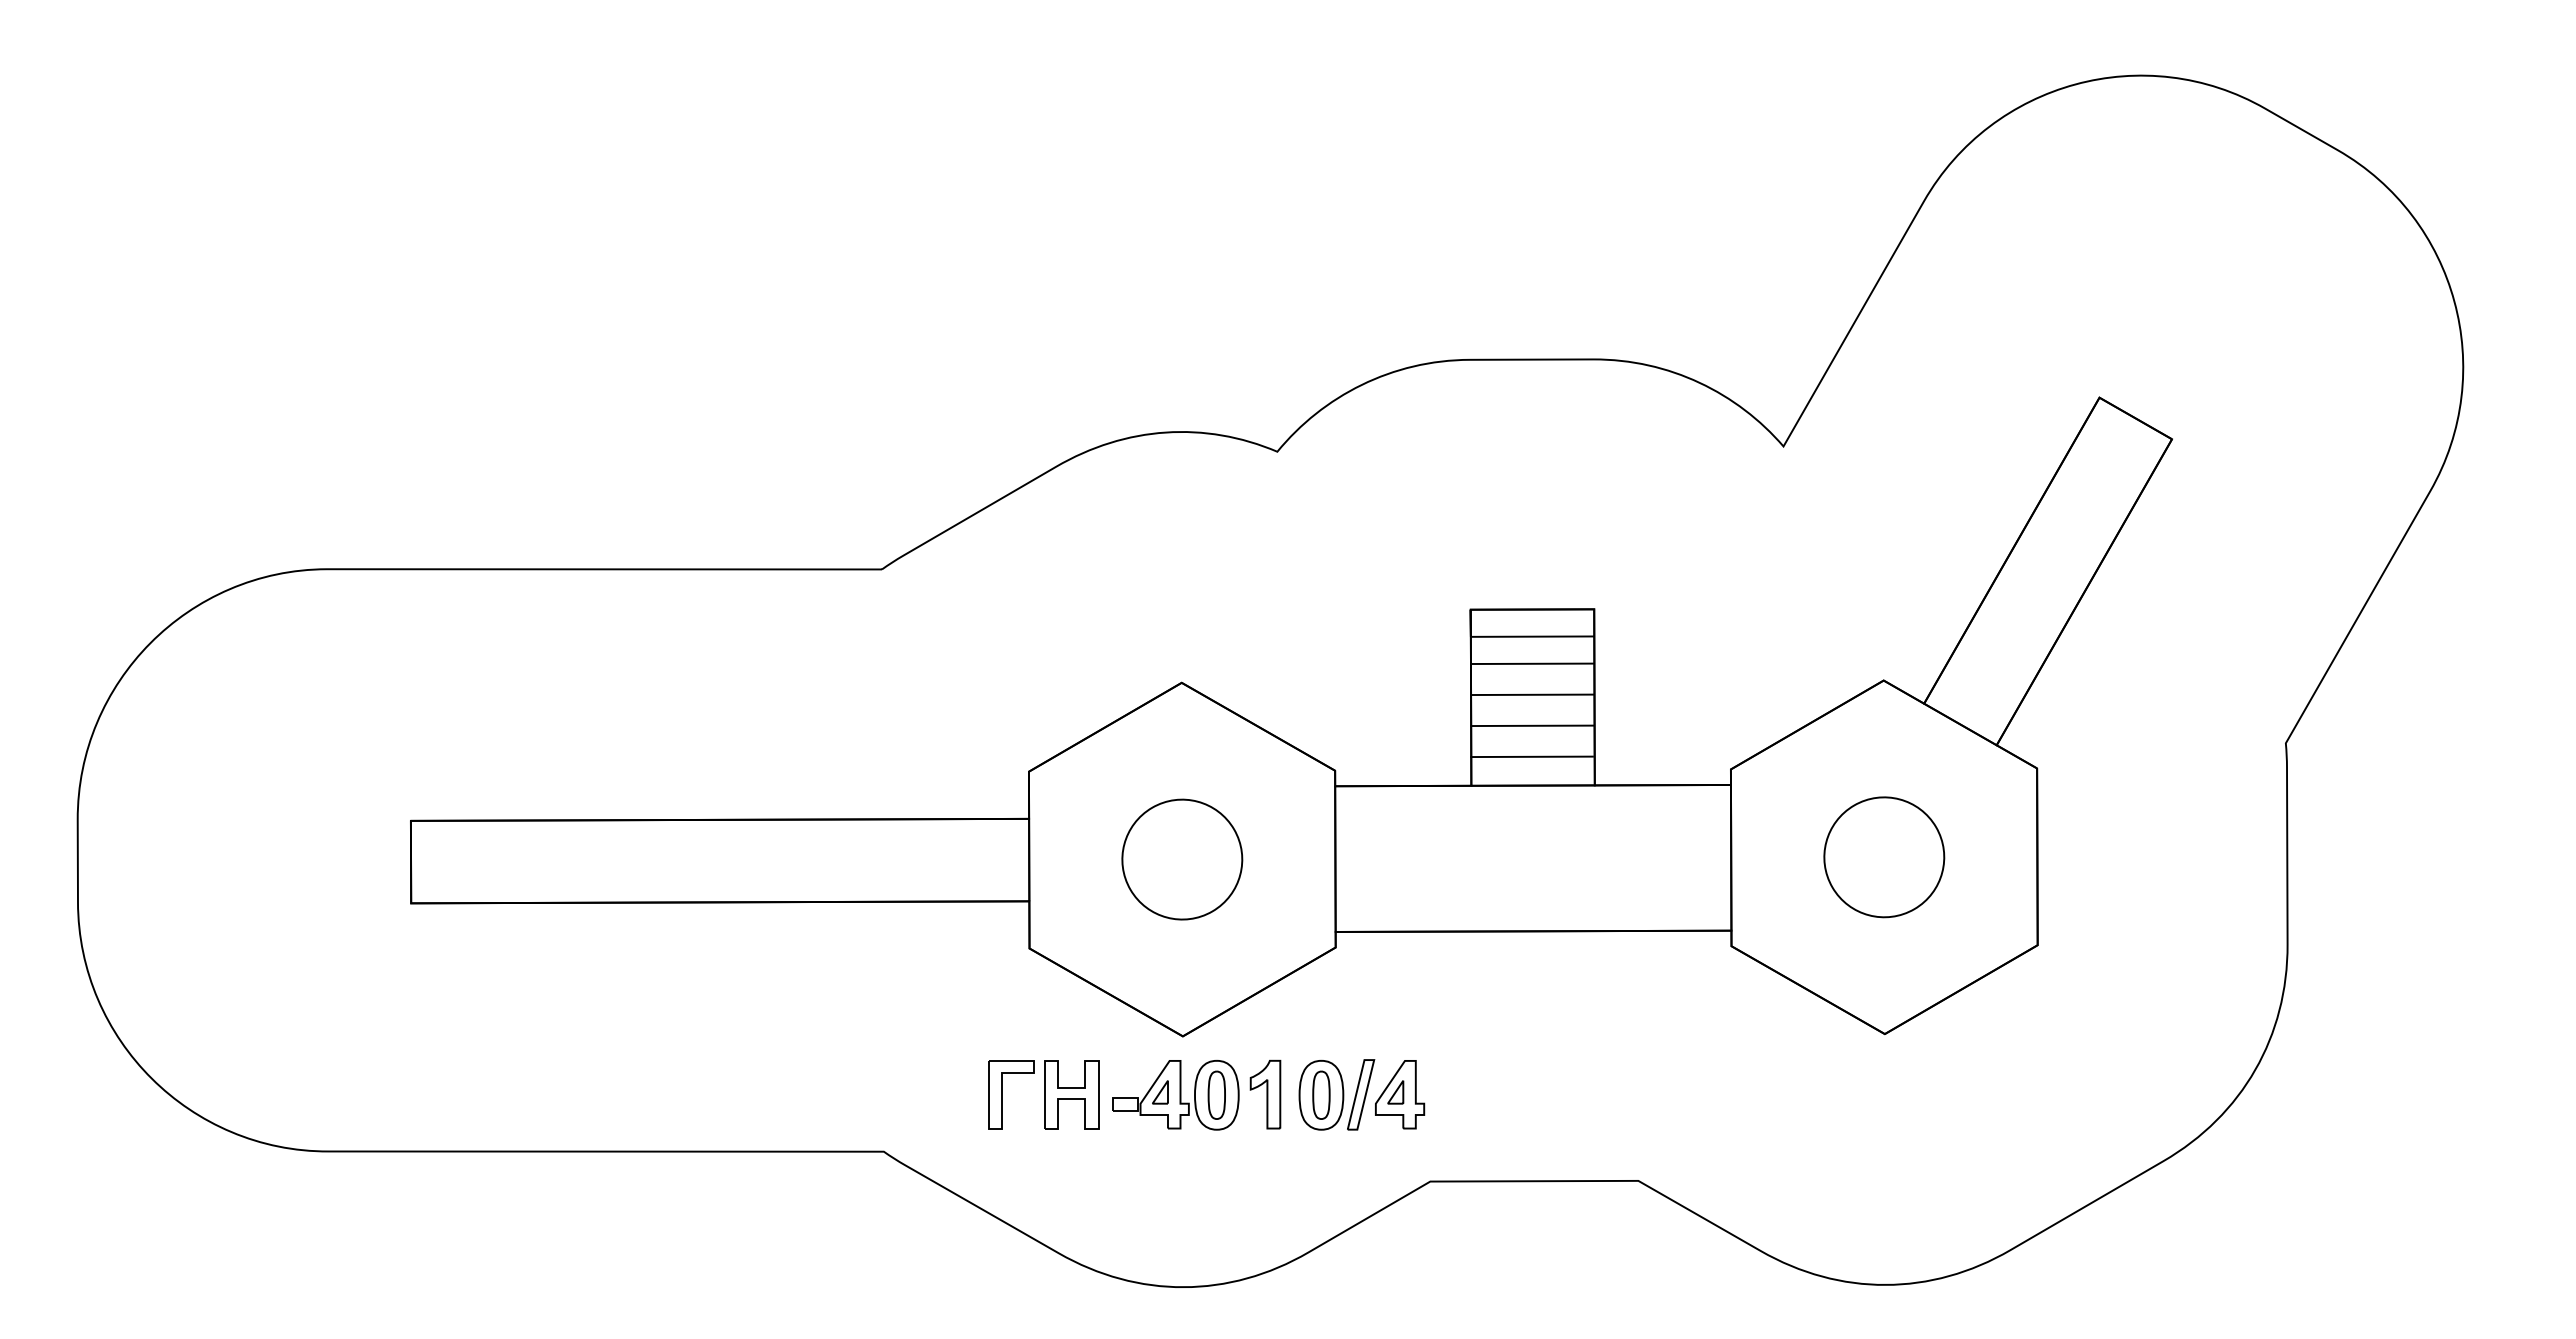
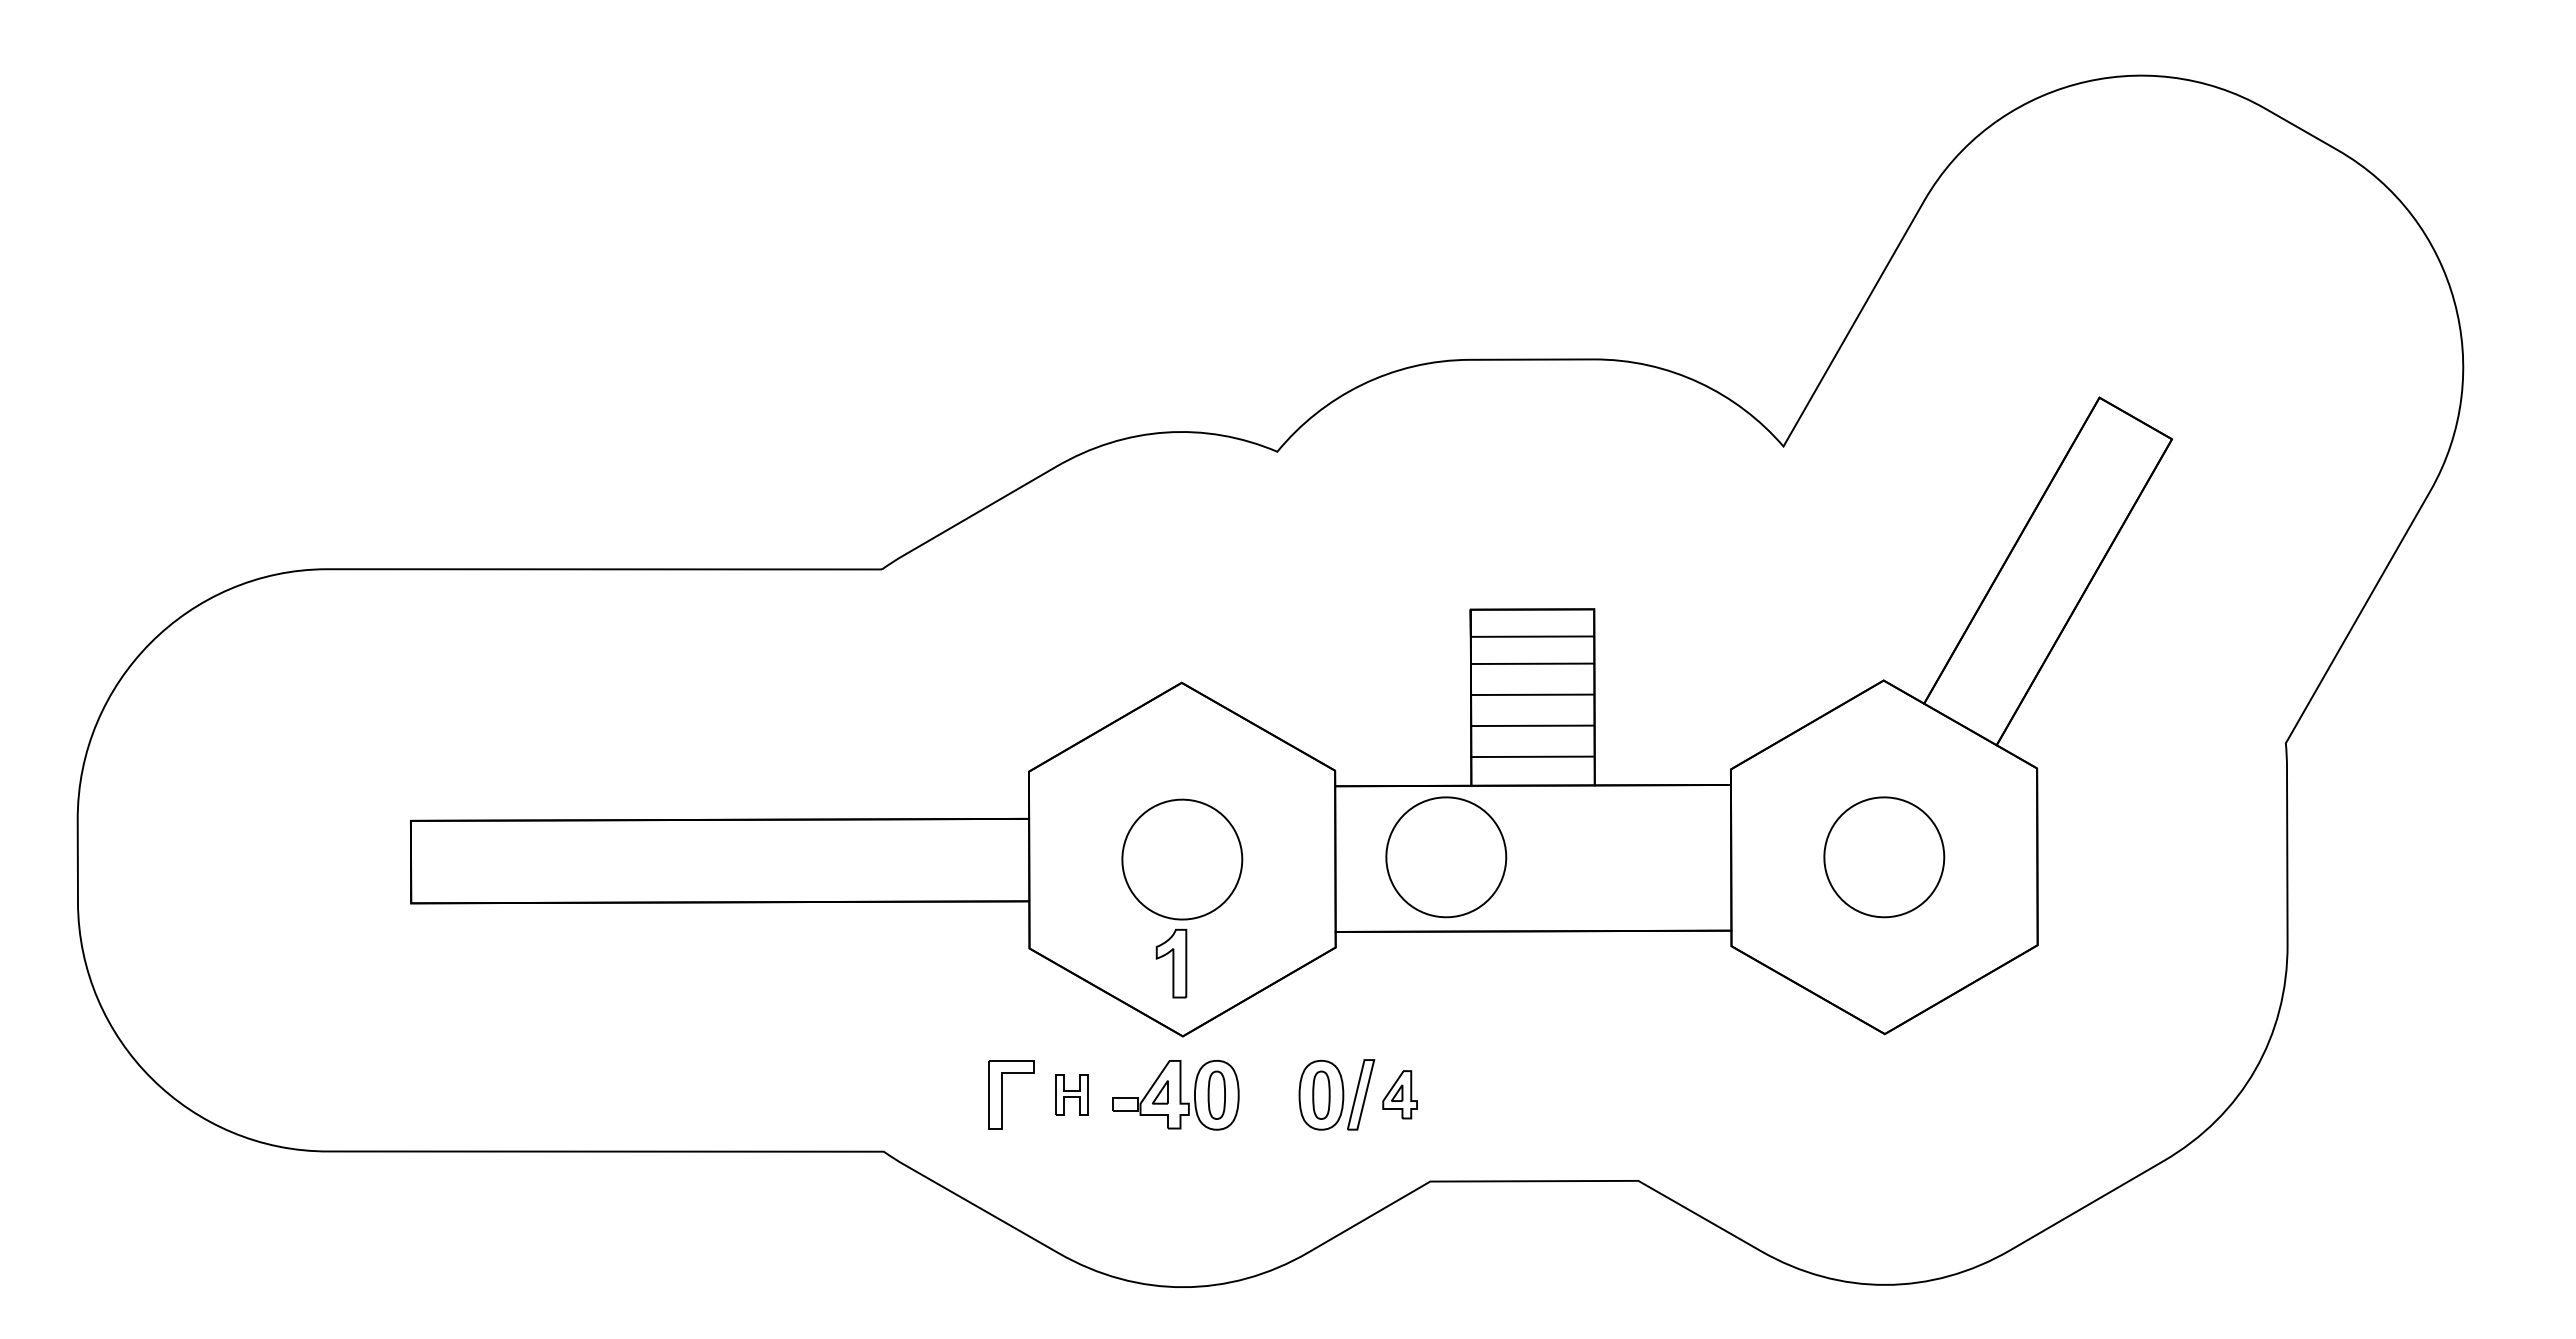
part: none -> present (1446, 857)
part size: 56x70 px -> 34x42 px (1071, 1094)
part position: (1265, 1094) -> (1171, 963) (1171, 963)
part size: 51x70 px -> 36x50 px (1399, 1094)
